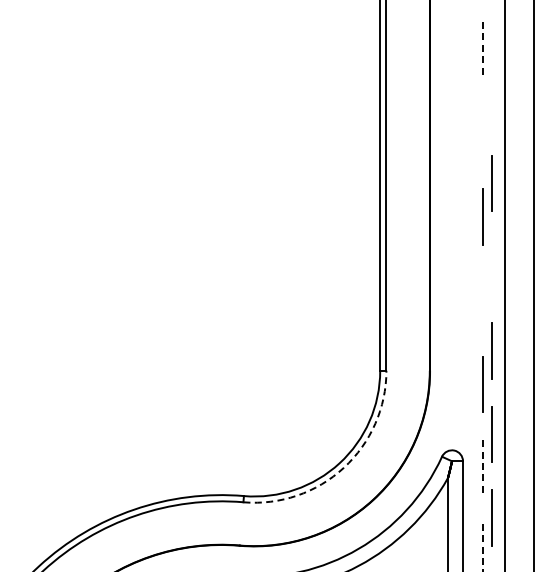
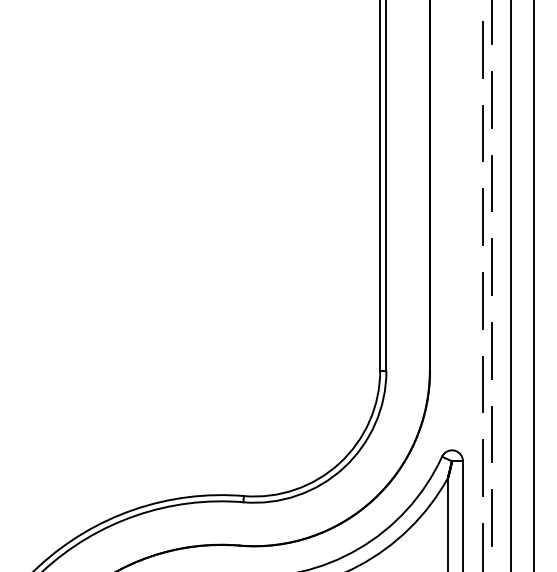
line: none -> present (491, 23)
line: dashed -> solid (483, 49)
line: none -> present (491, 99)
line: none -> present (483, 133)
line: none -> present (491, 266)
line position: (505, 285) -> (511, 285) (511, 285)
line: none -> present (483, 300)
arc: dashed -> solid (343, 467)
line: dashed -> solid (483, 468)
line: dashed -> solid (483, 547)
